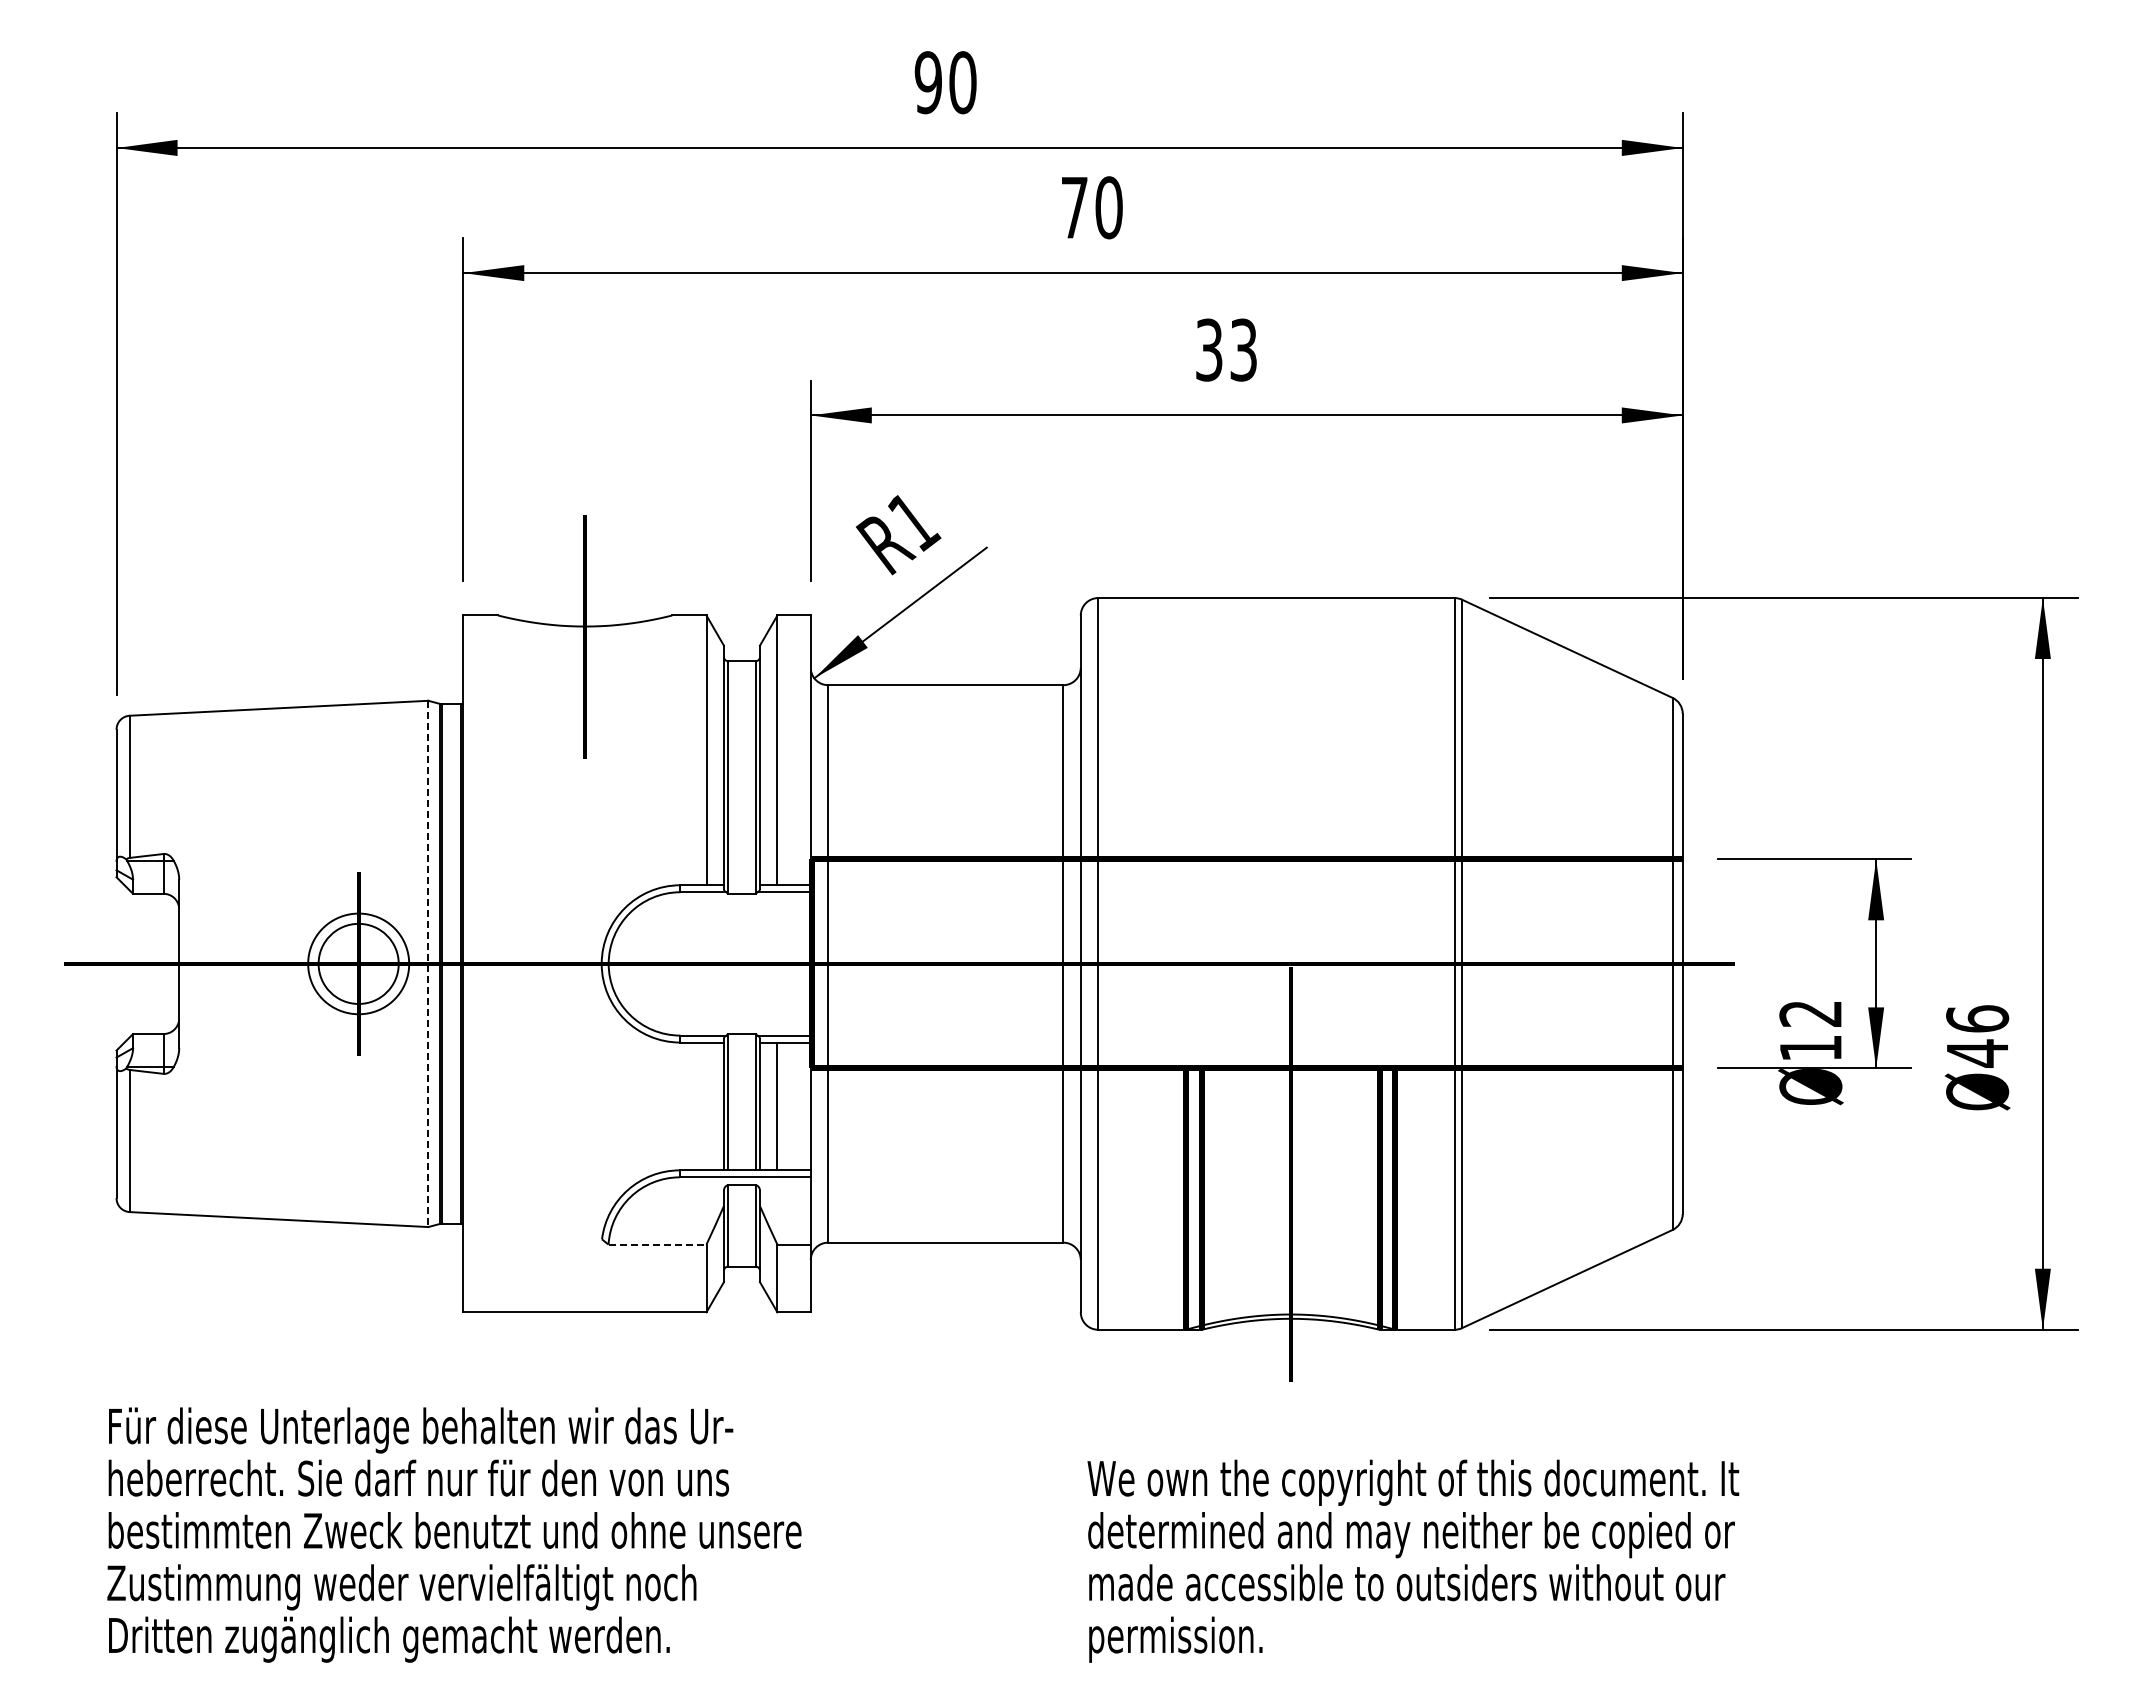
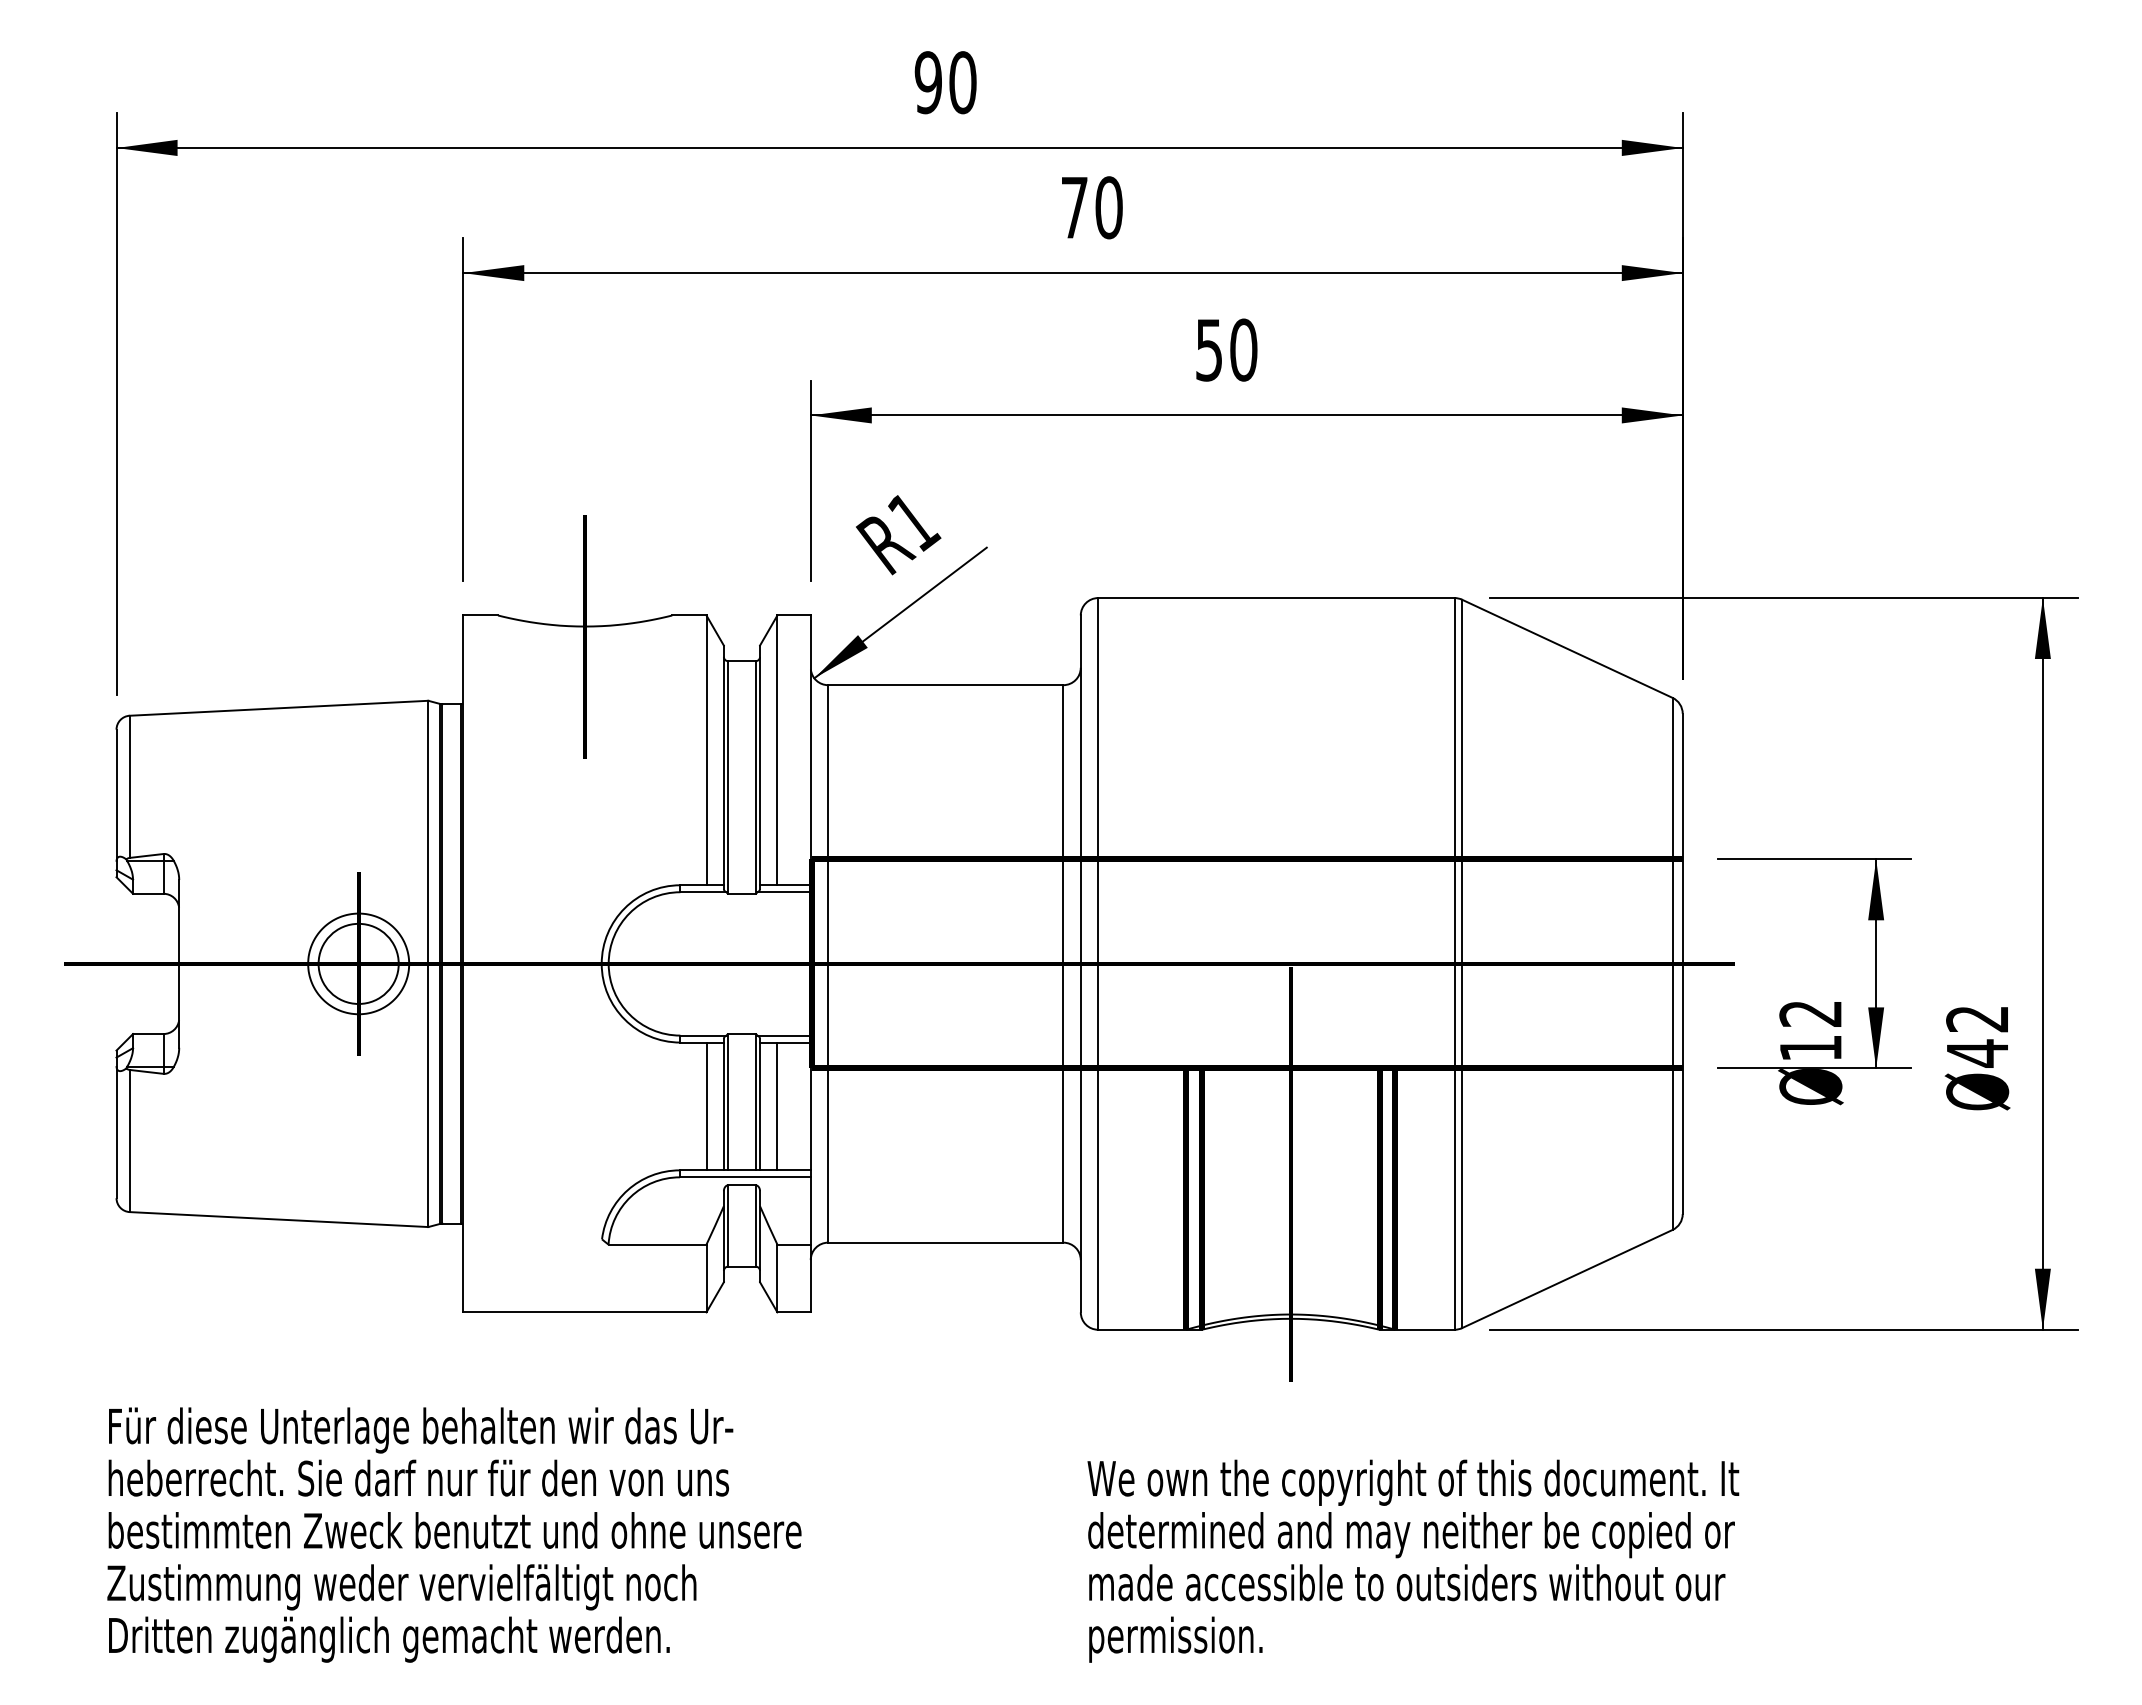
text: 33 -> 50 (1226, 349)
line: dashed -> solid (428, 964)
text: 46 -> 42 (1977, 1018)
line: none -> present (706, 1106)
line: dashed -> solid (657, 1244)
